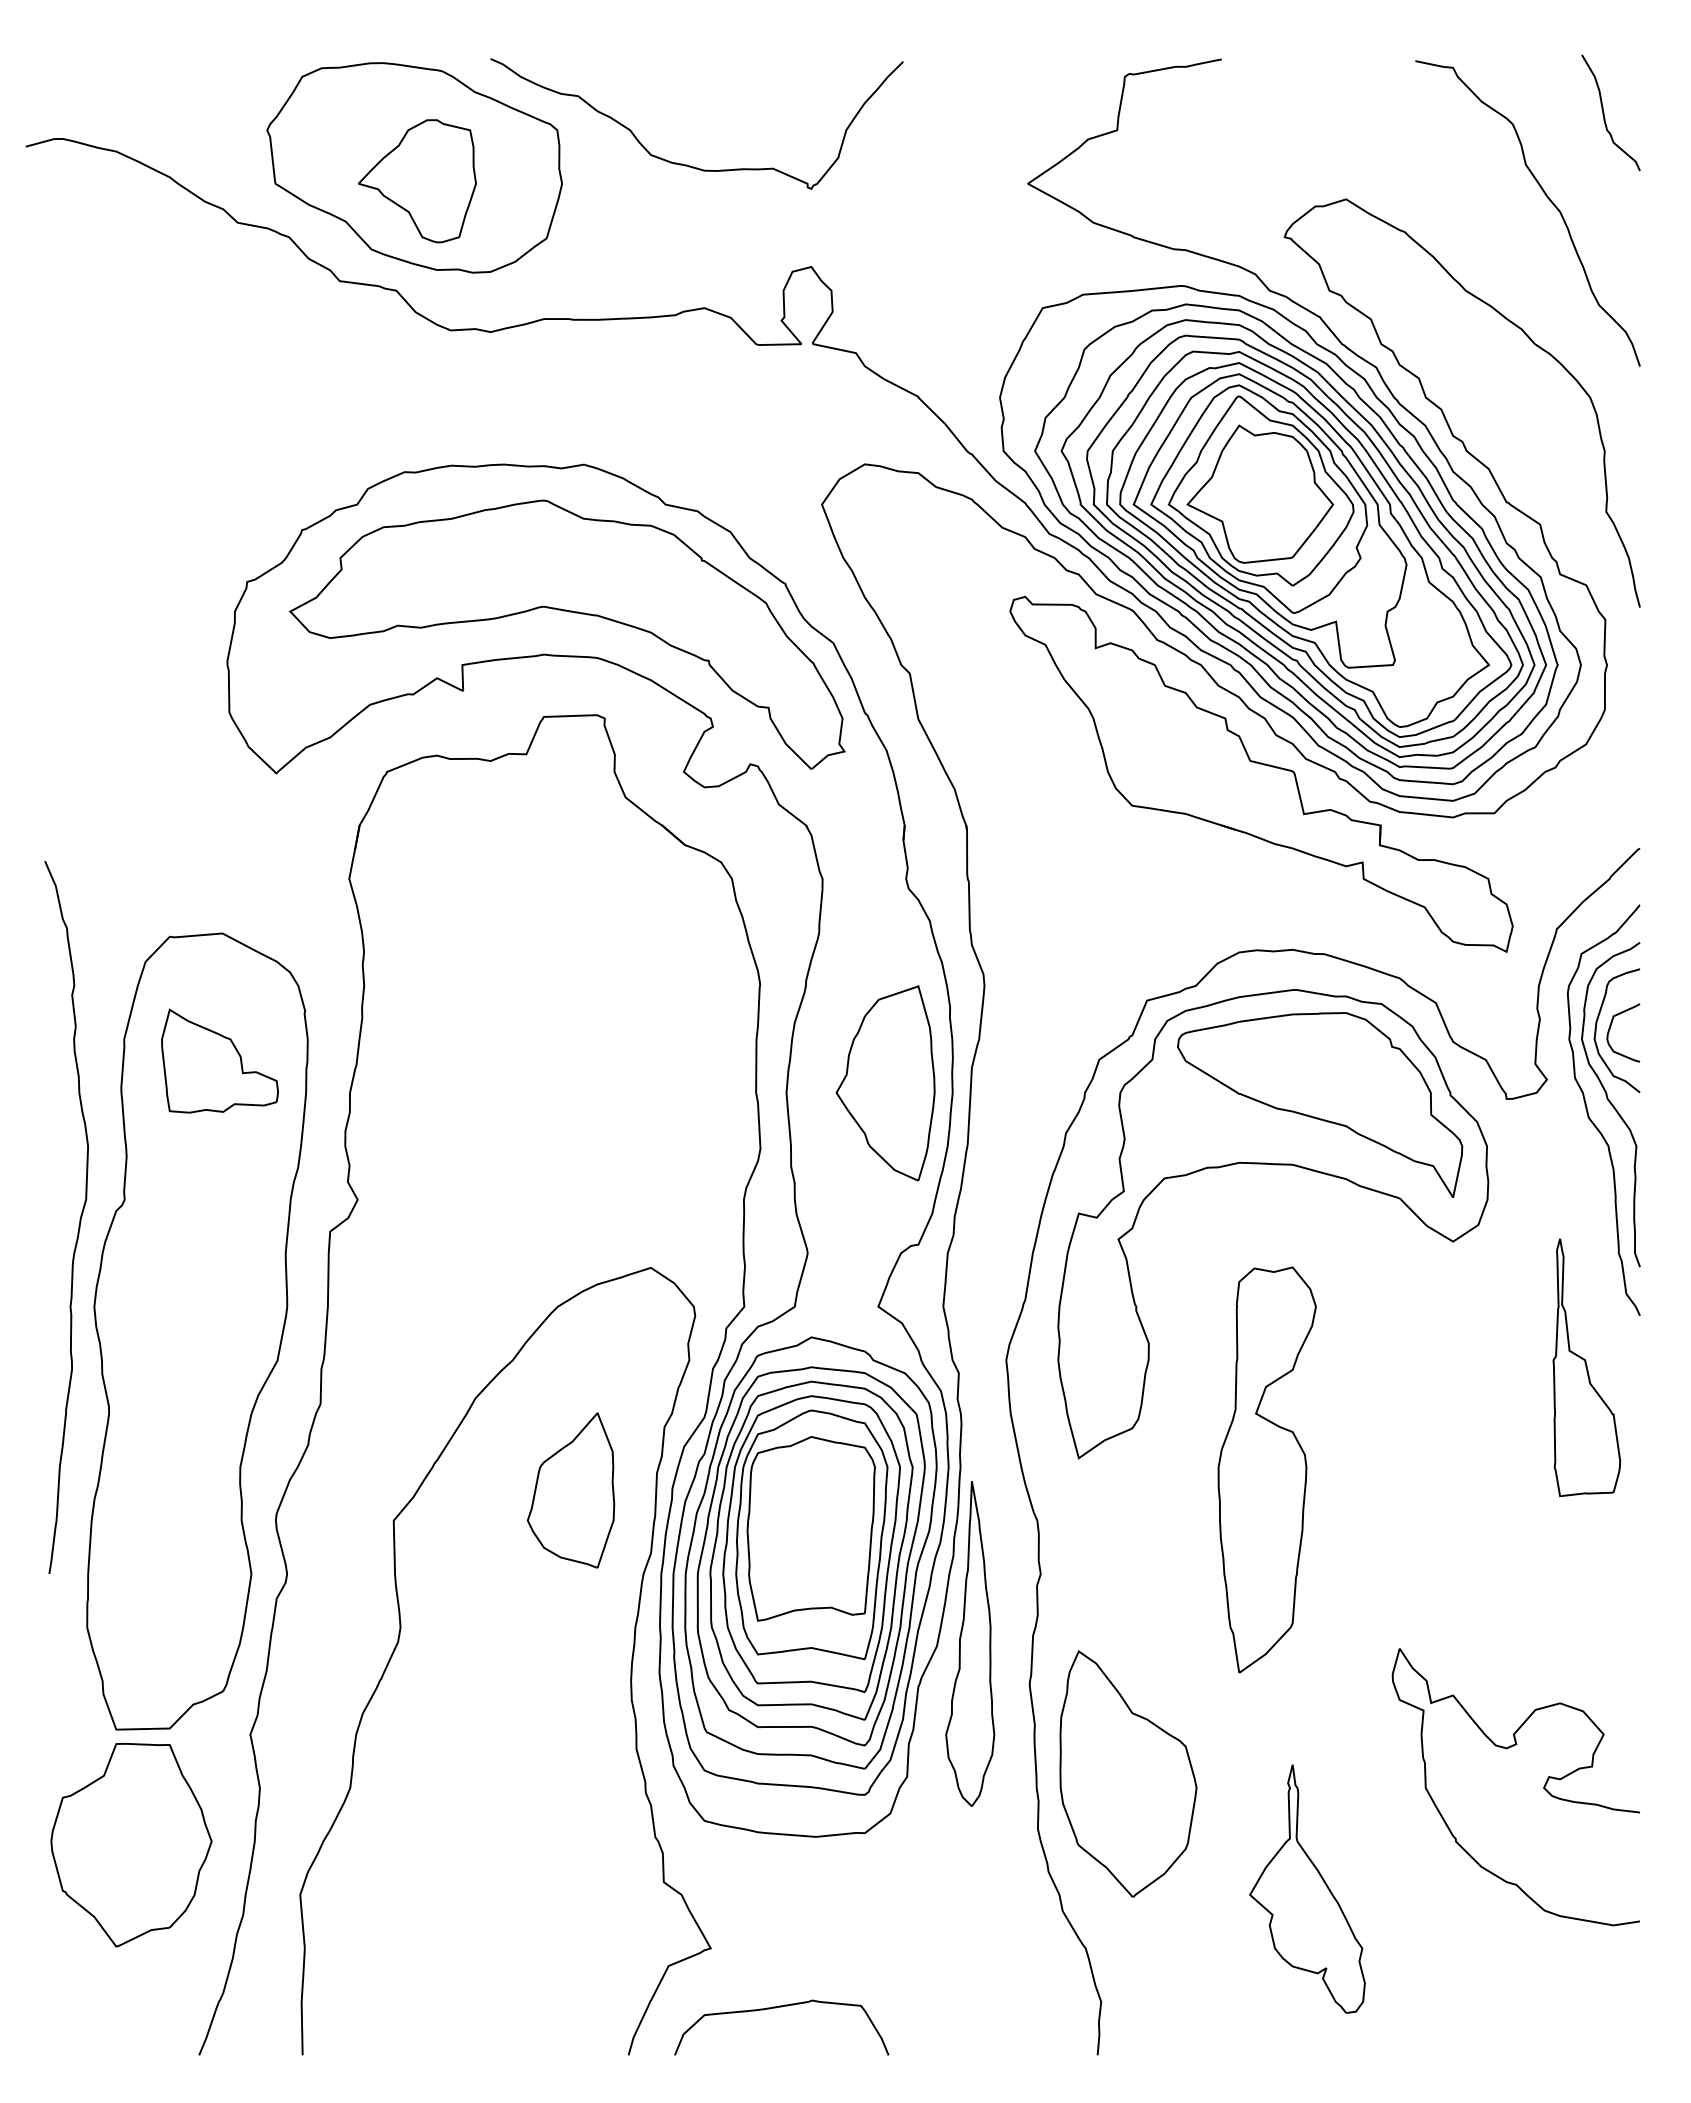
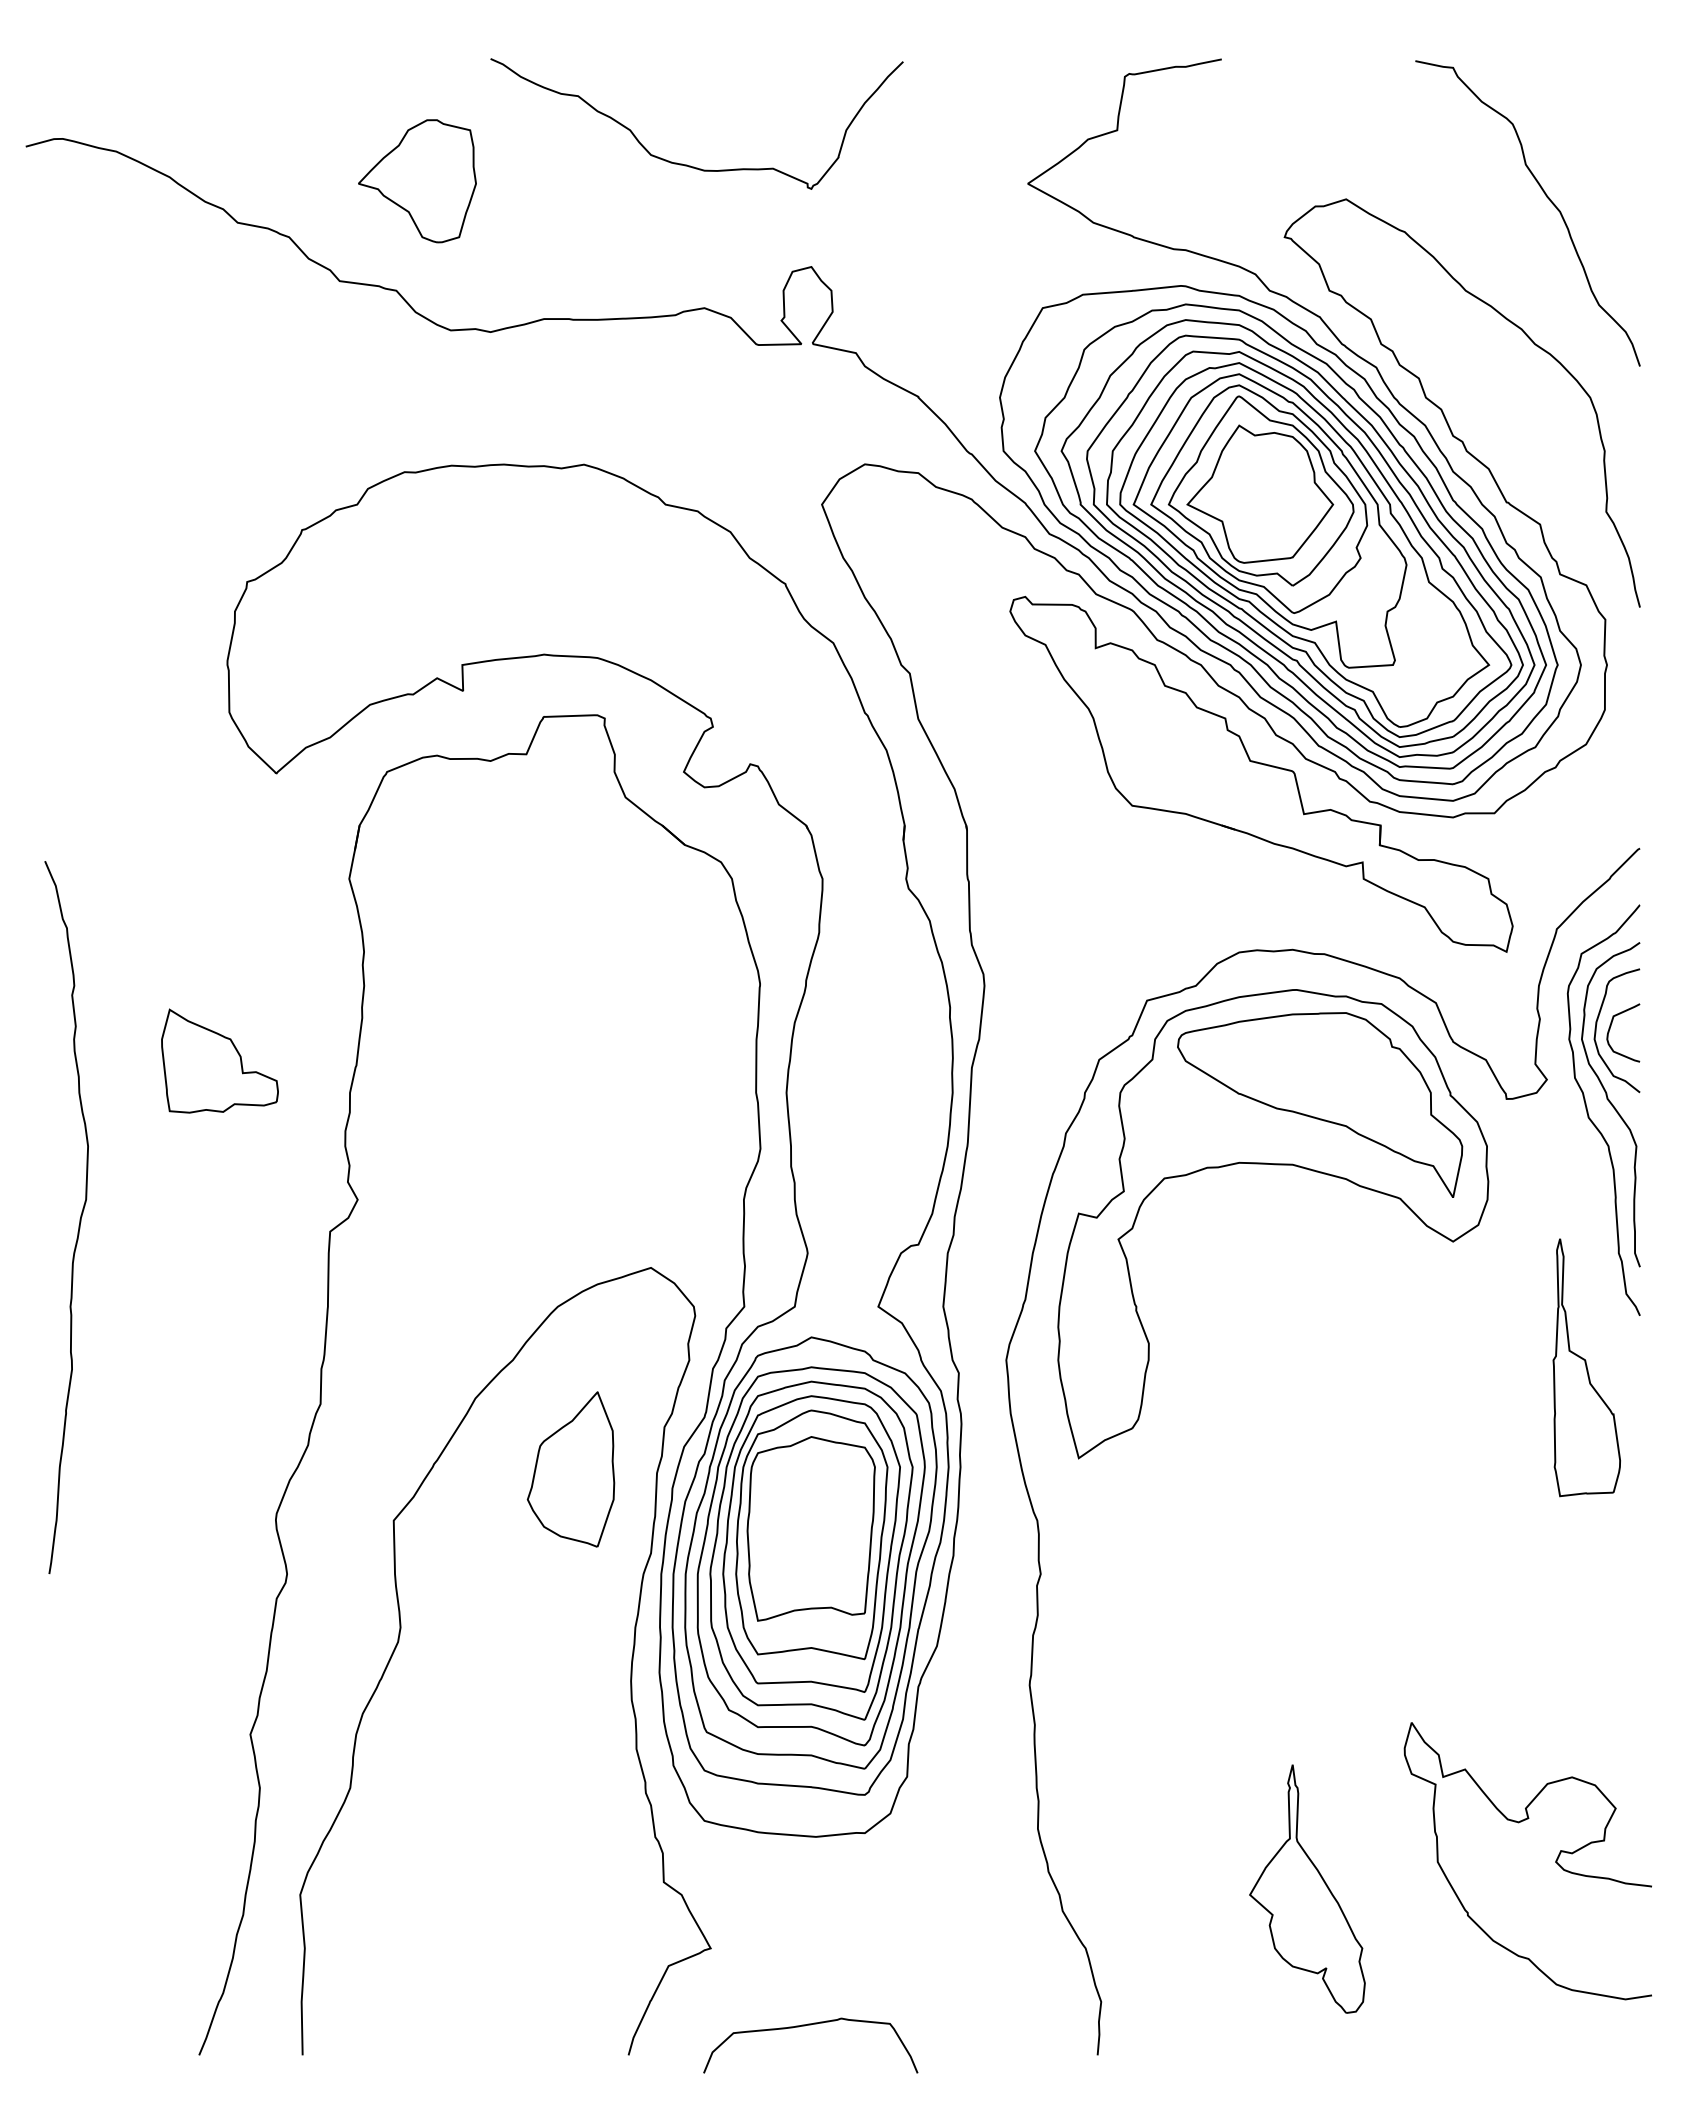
curve: present -> none (1604, 112)
part: present -> none (414, 167)
part: present -> none (569, 612)
part: present -> none (885, 1083)
part: present -> none (197, 1331)
part: present -> none (1266, 1469)
part position: (570, 1490) -> (570, 1469) (570, 1469)
part: present -> none (970, 1643)
part: present -> none (1128, 1773)
curve position: (1543, 1787) -> (1555, 1861) (1555, 1861)
part: present -> none (131, 1844)
curve position: (776, 2008) -> (805, 2026) (805, 2026)
